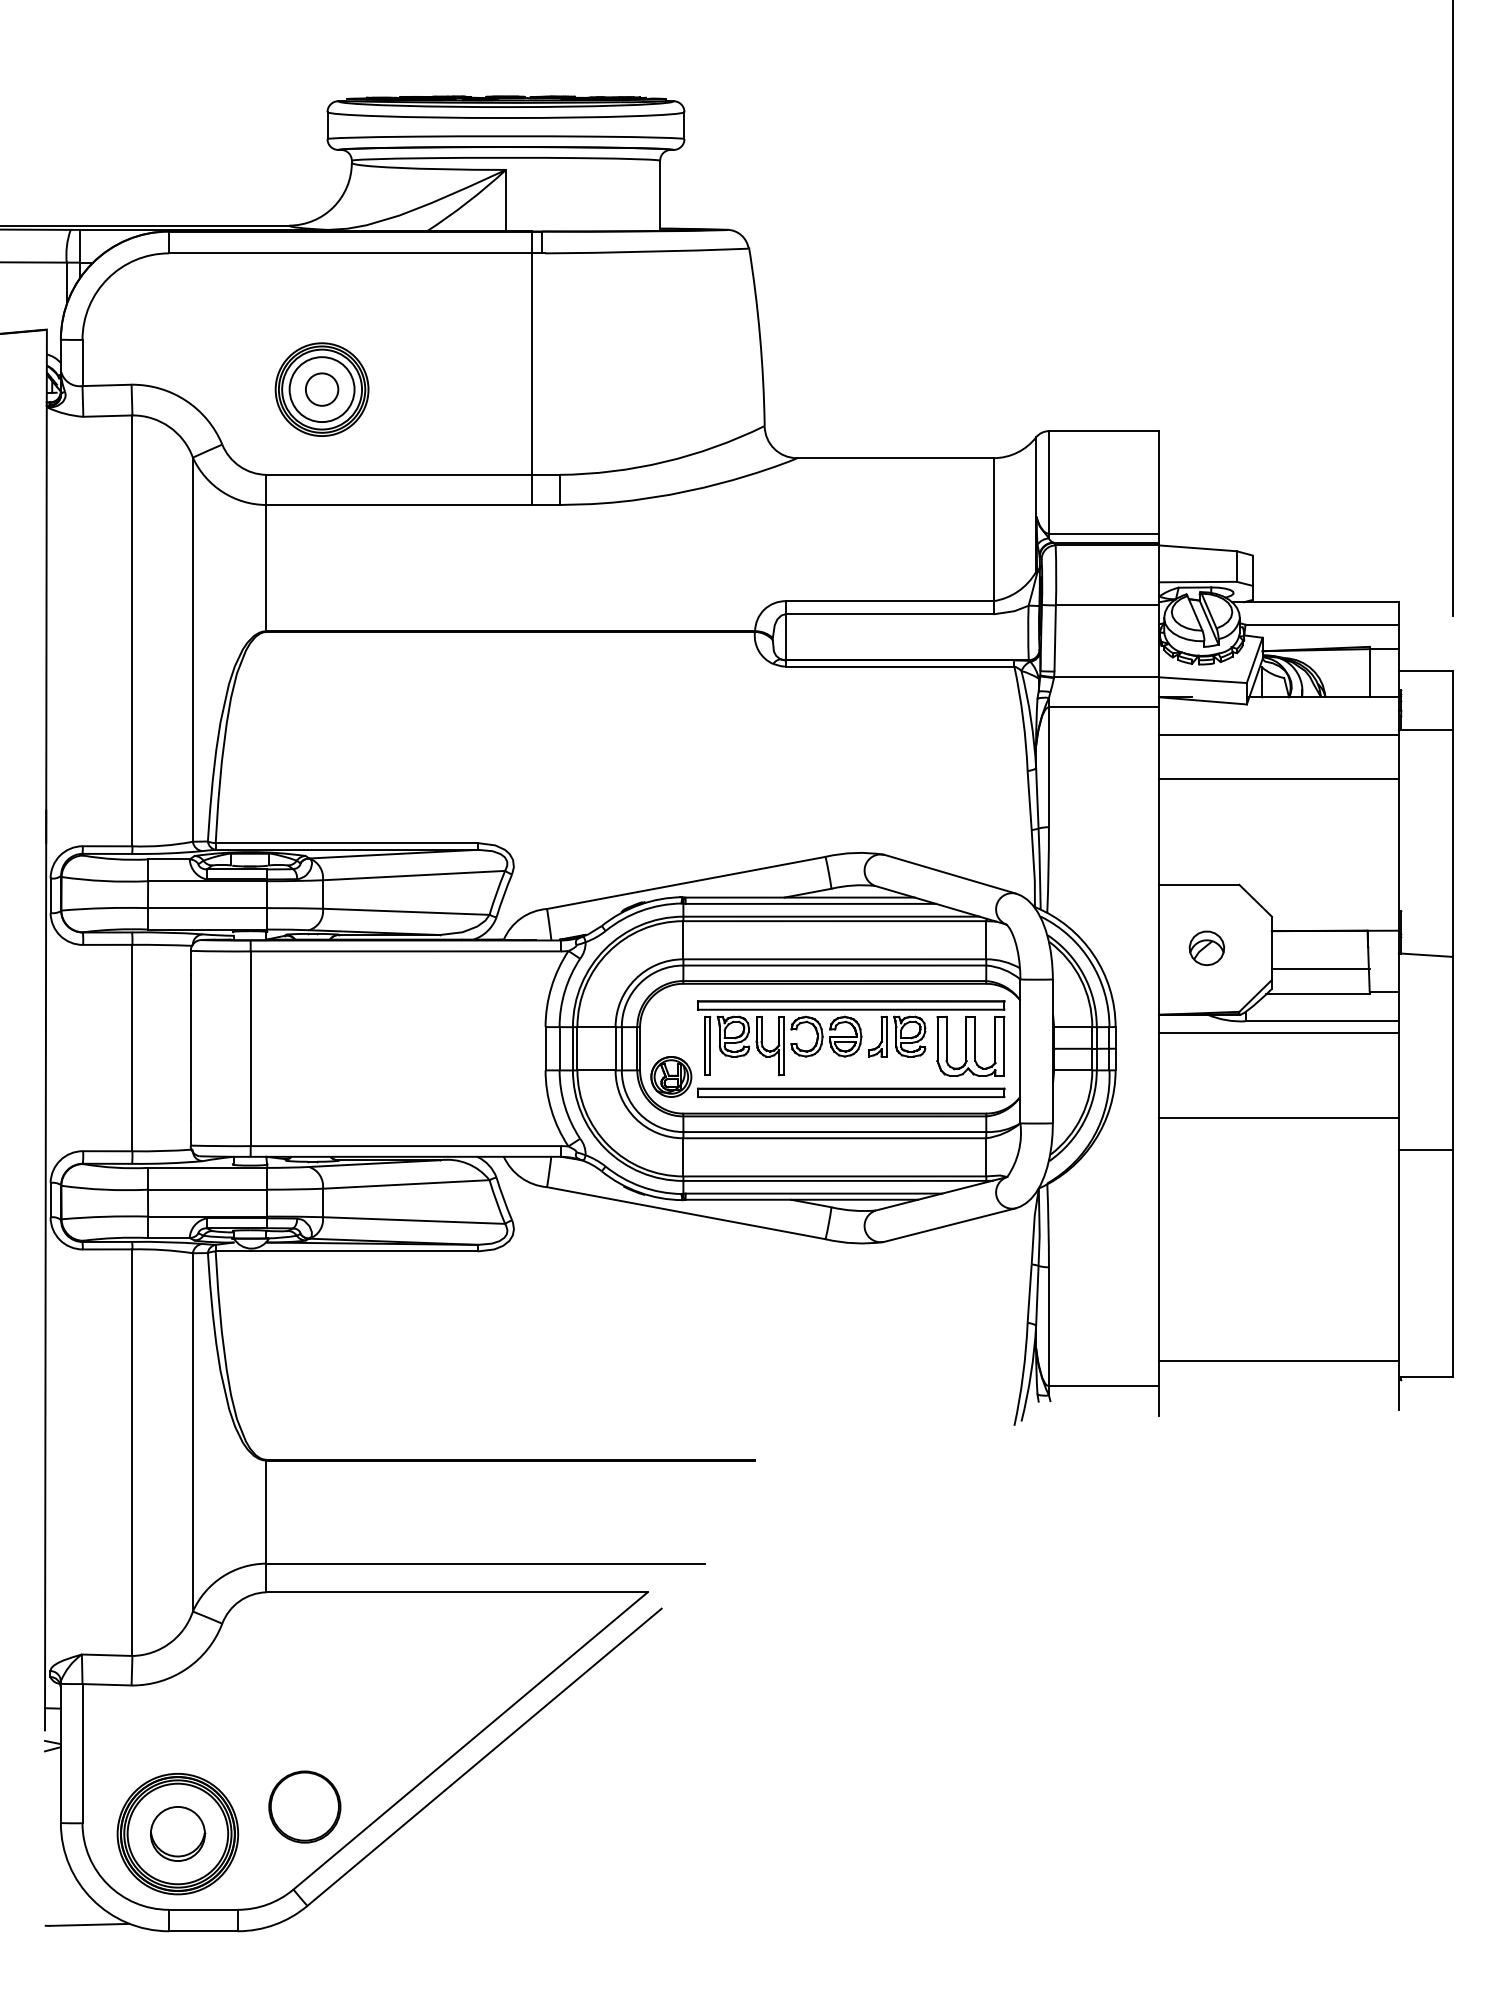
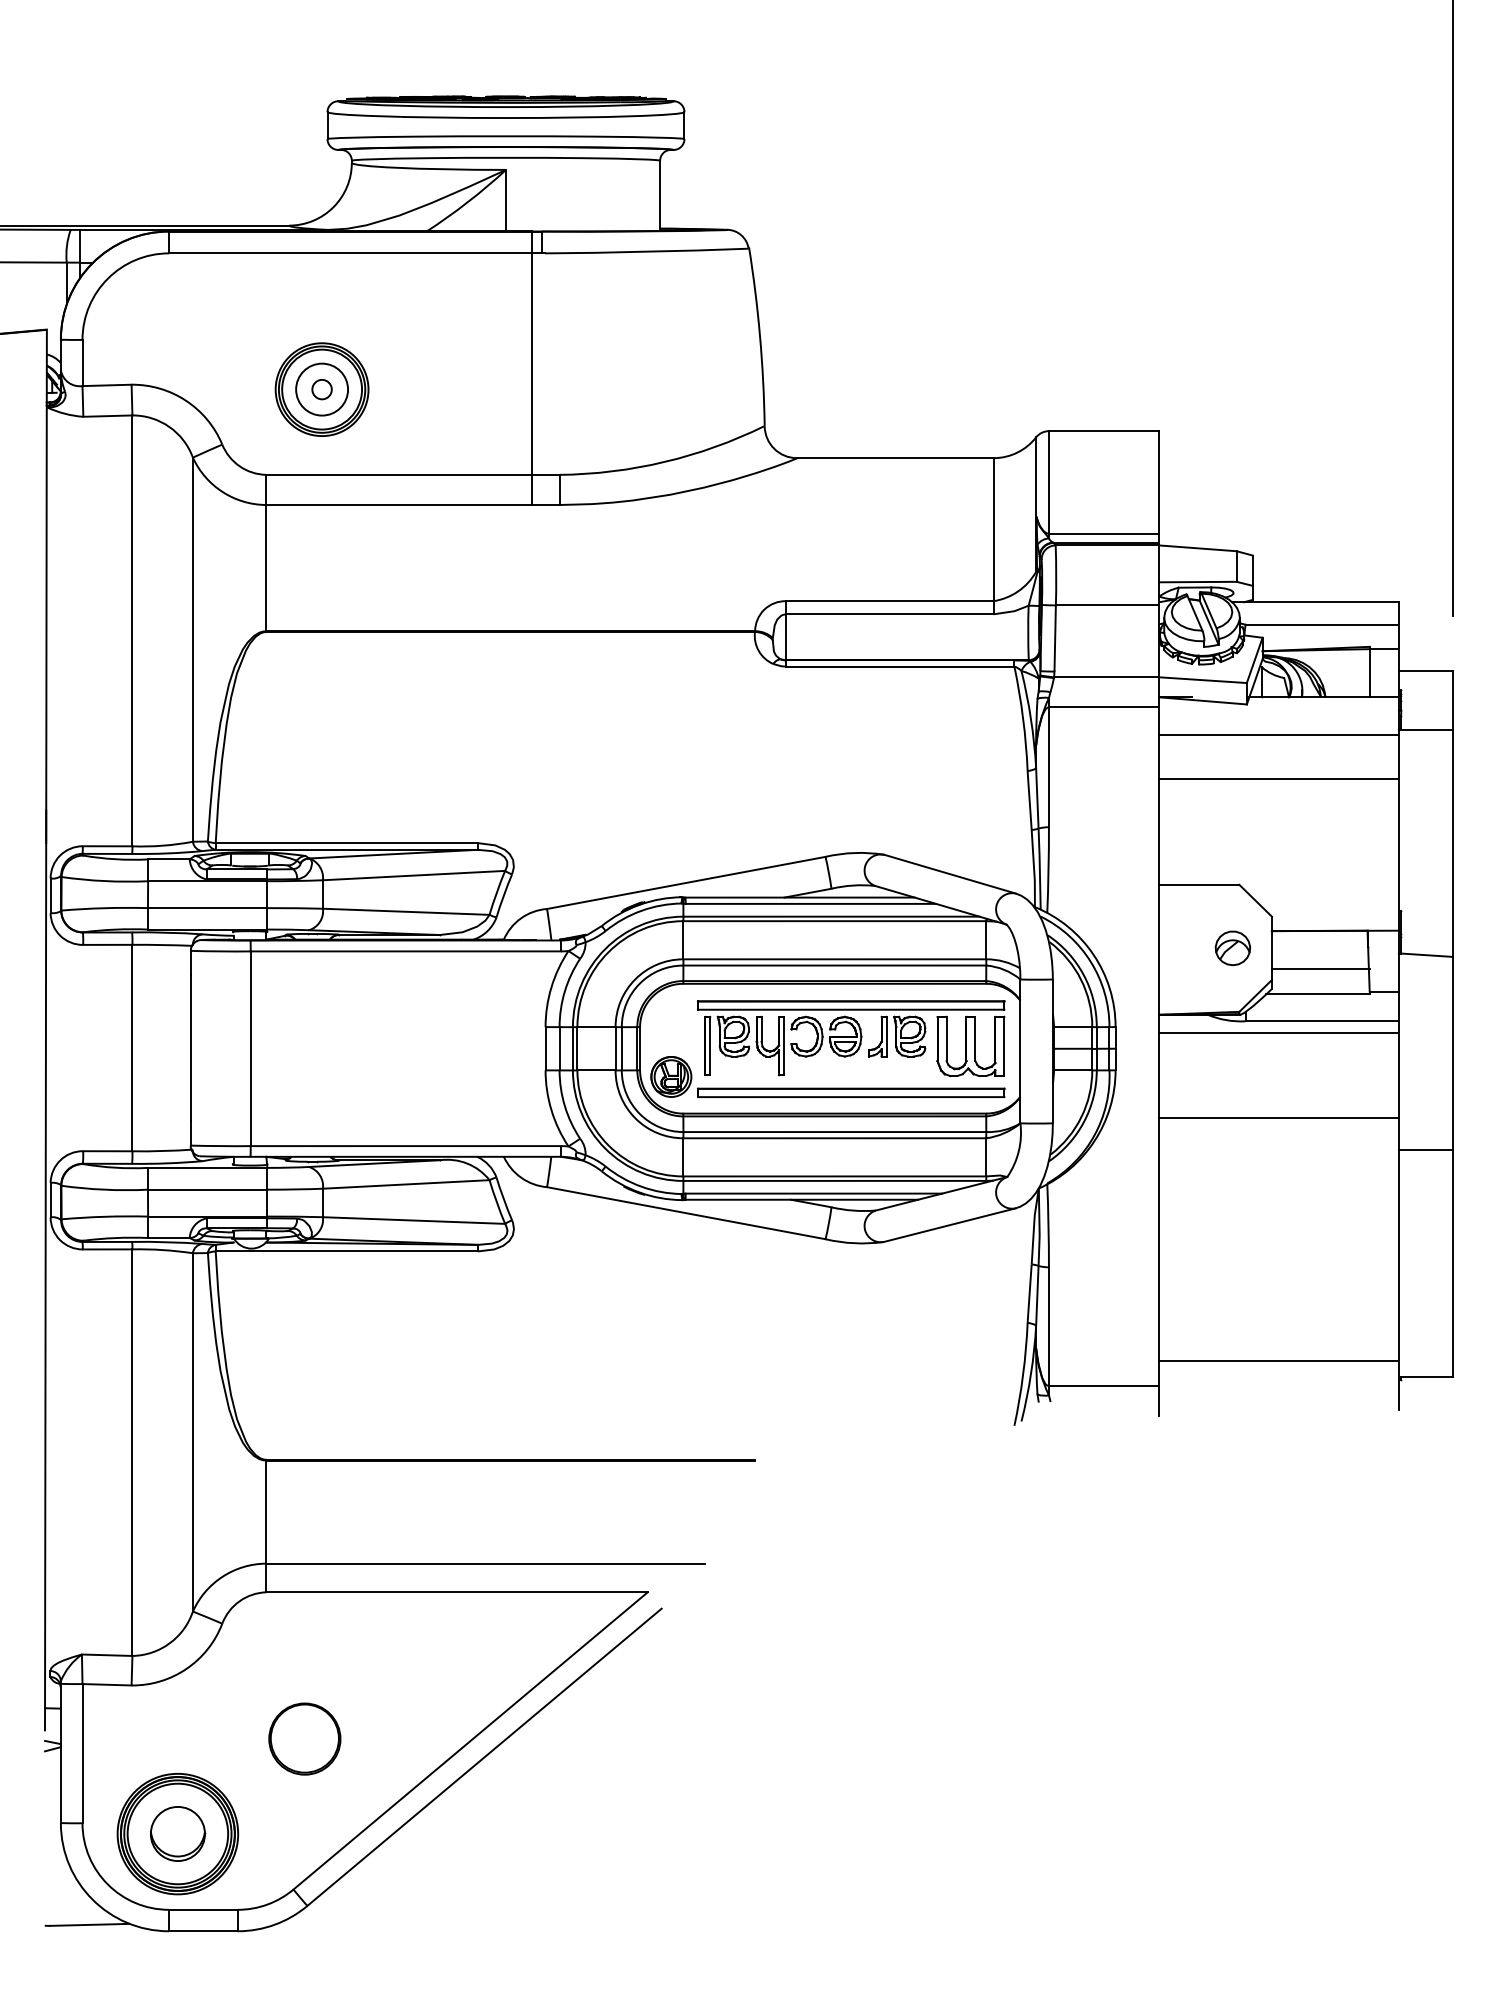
circle diameter: 32 px -> 19 px (321, 389)
circle diameter: 65 px -> 52 px (322, 389)
part position: (1206, 948) -> (1232, 948) (1232, 948)
part position: (304, 1806) -> (304, 1738) (304, 1738)
